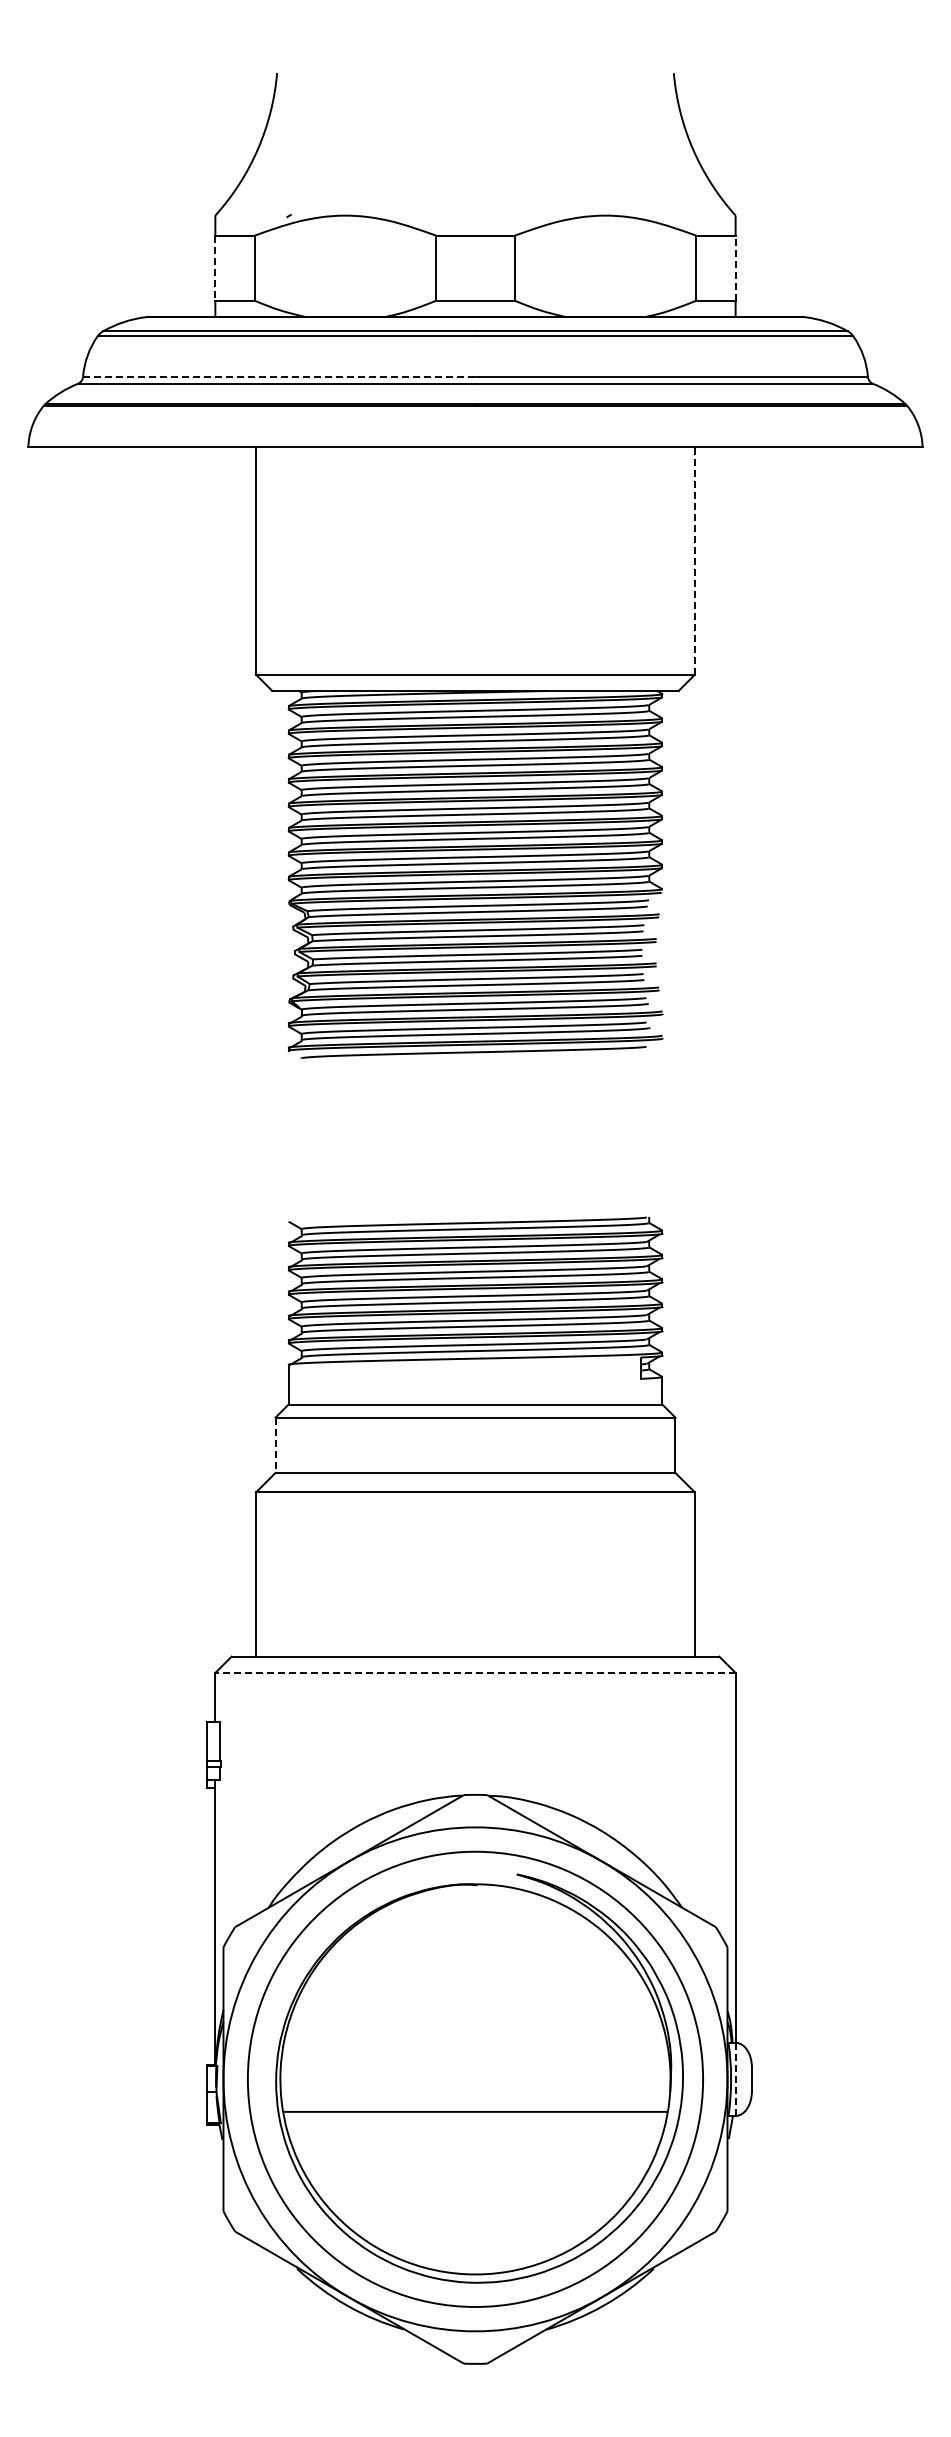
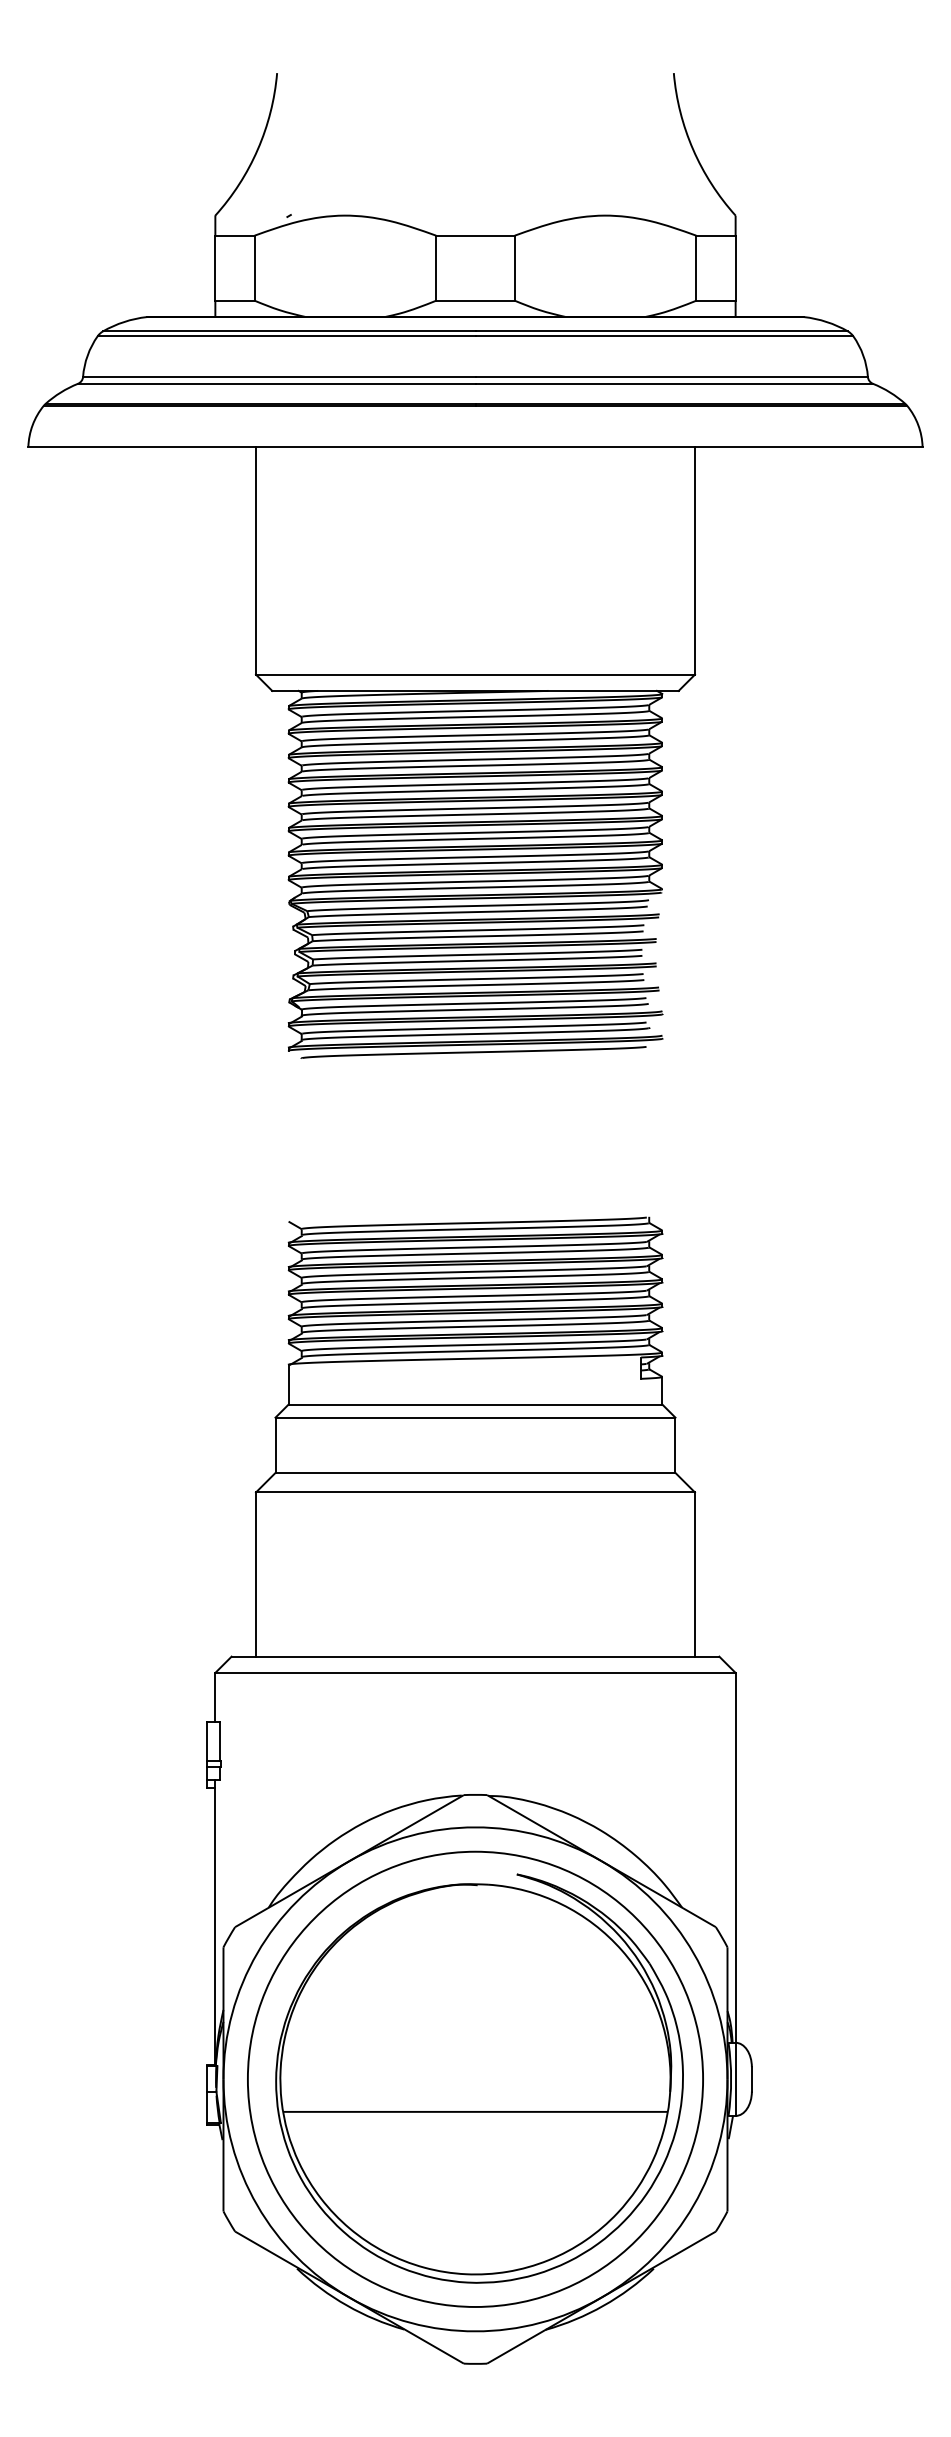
line: dashed -> solid (215, 268)
line: dashed -> solid (735, 268)
line: dashed -> solid (279, 376)
line: dashed -> solid (694, 560)
line: dashed -> solid (275, 1445)
line: dashed -> solid (474, 1672)
line: dashed -> solid (735, 2079)
